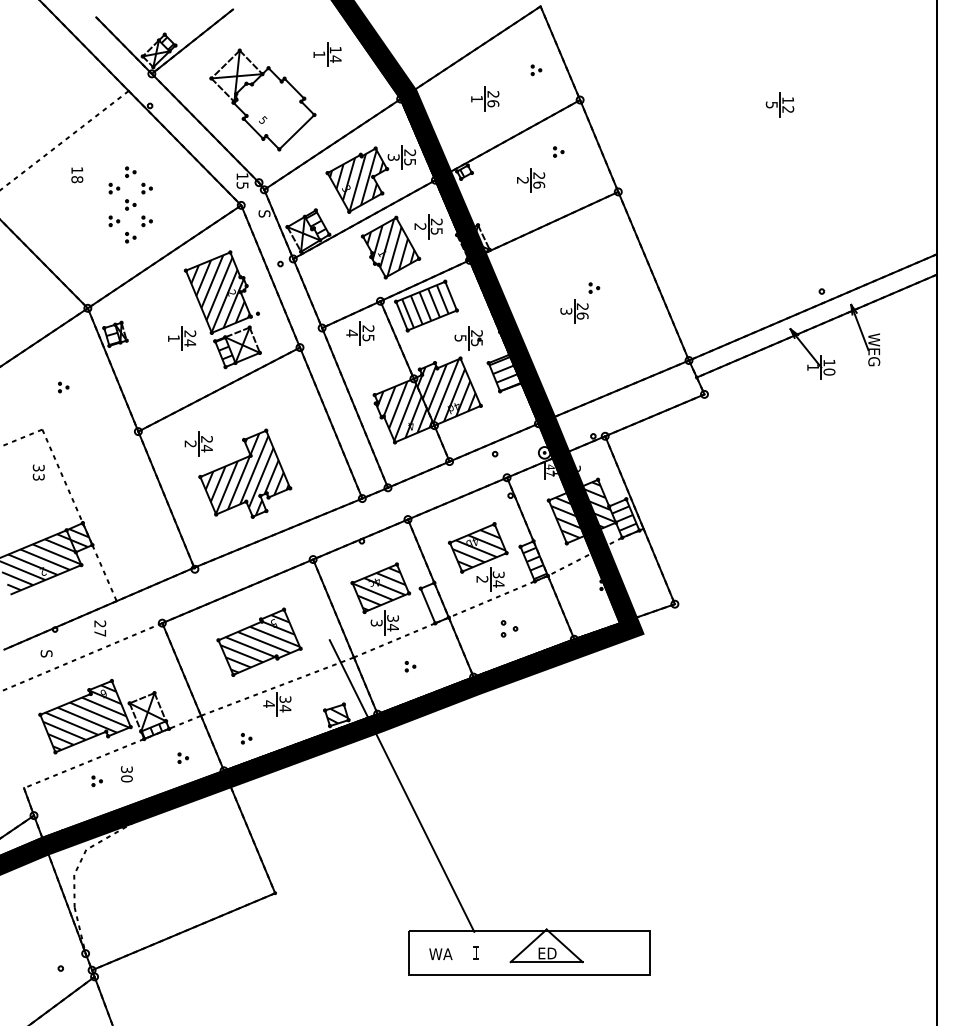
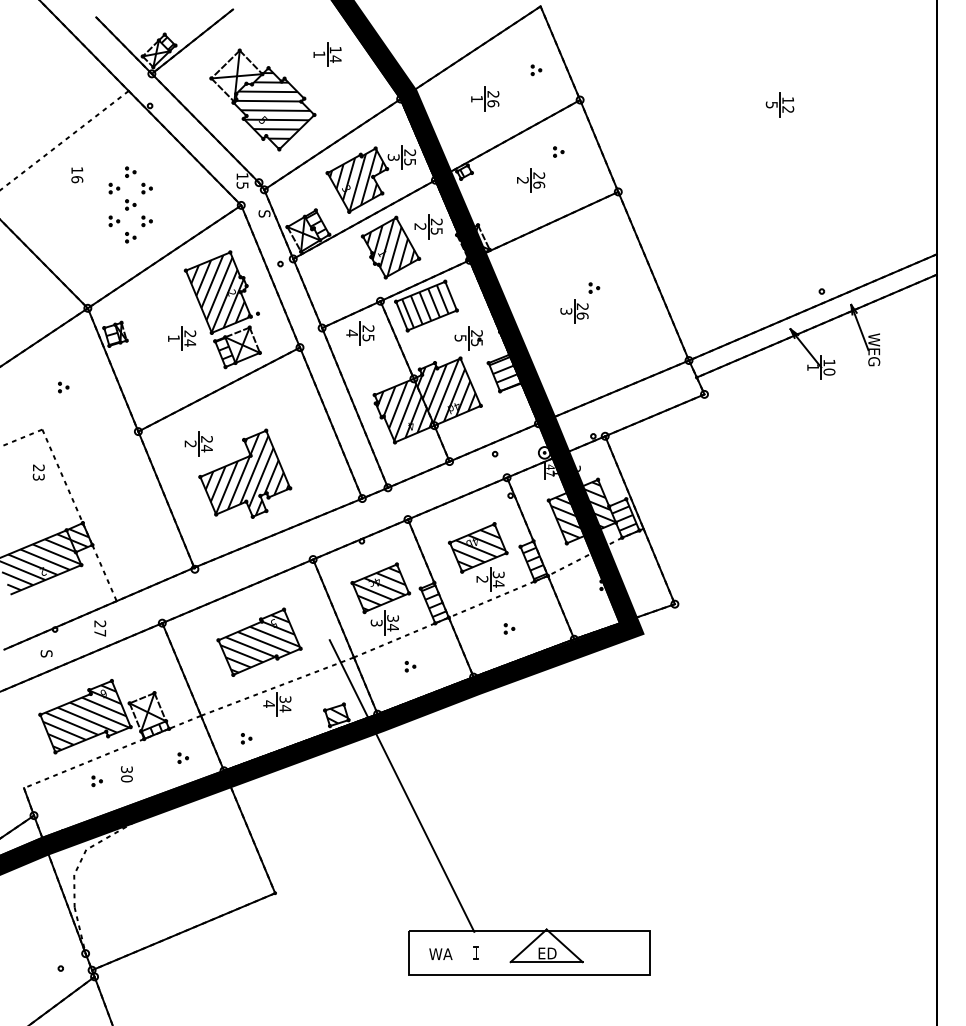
hatch: none -> present (272, 110)
text: 18 -> 16 (77, 179)
text: 33 -> 23 (38, 467)
hatch: none -> present (433, 601)
part size: 19x18 px -> 13x12 px (509, 628)
line: none -> present (82, 656)
